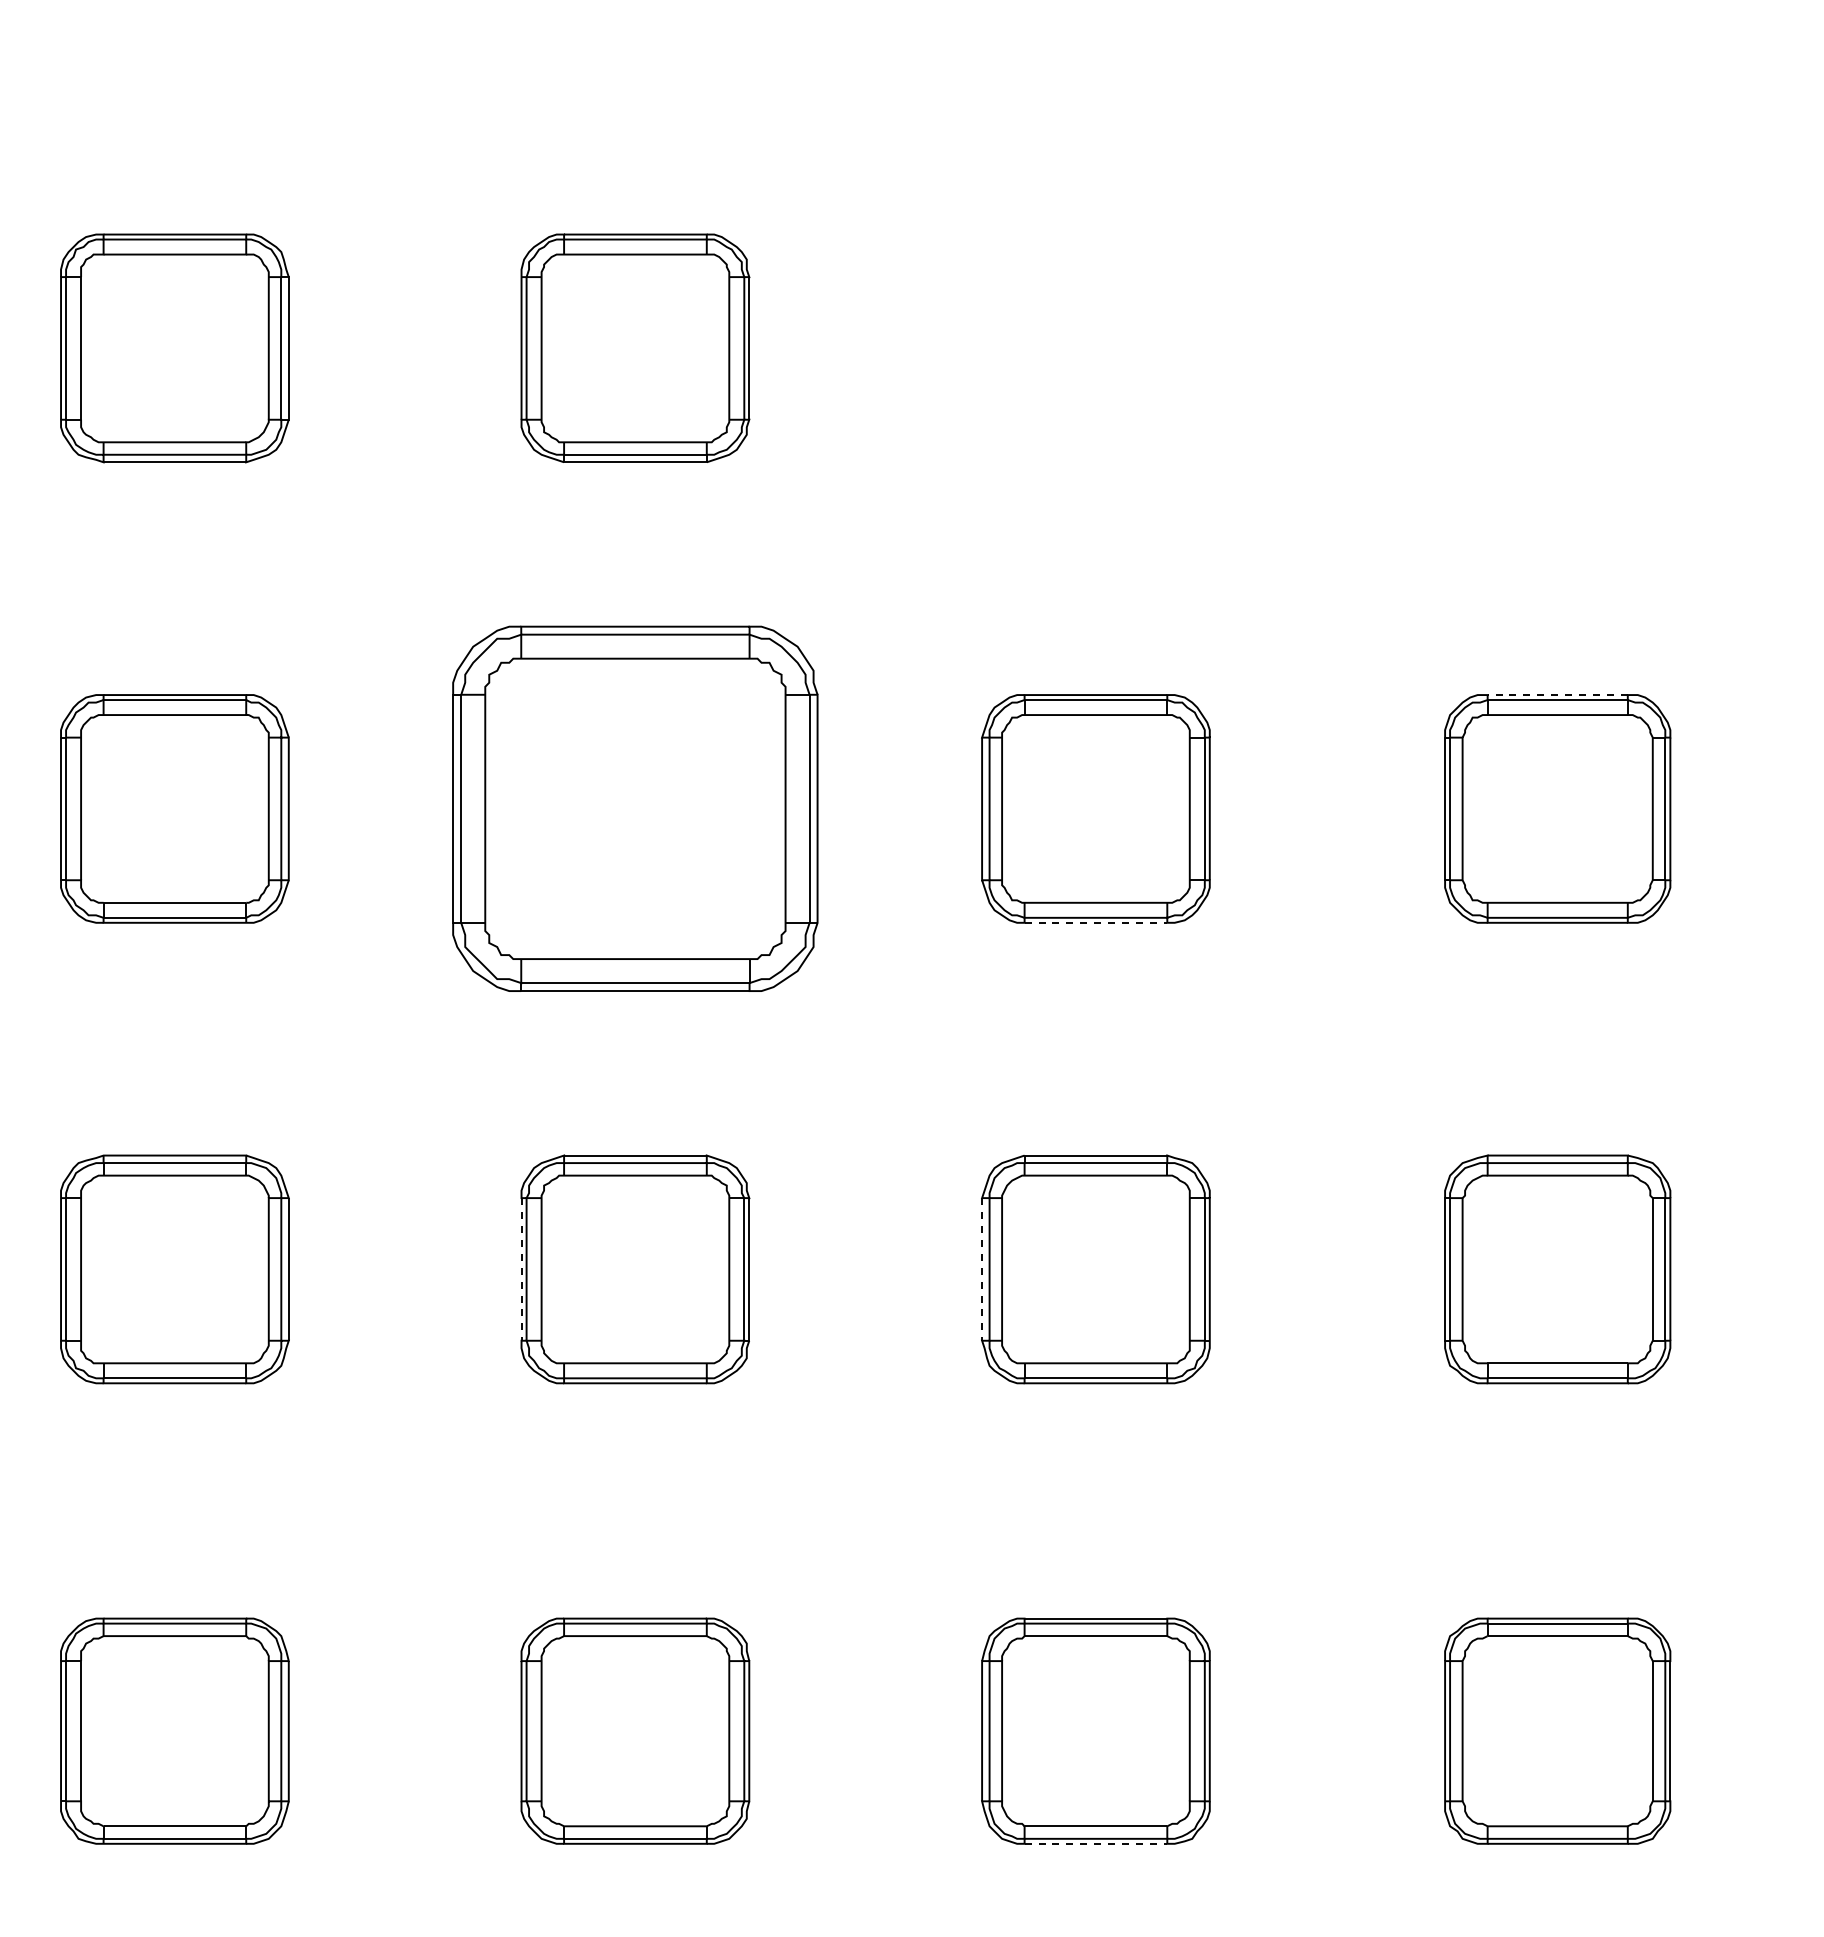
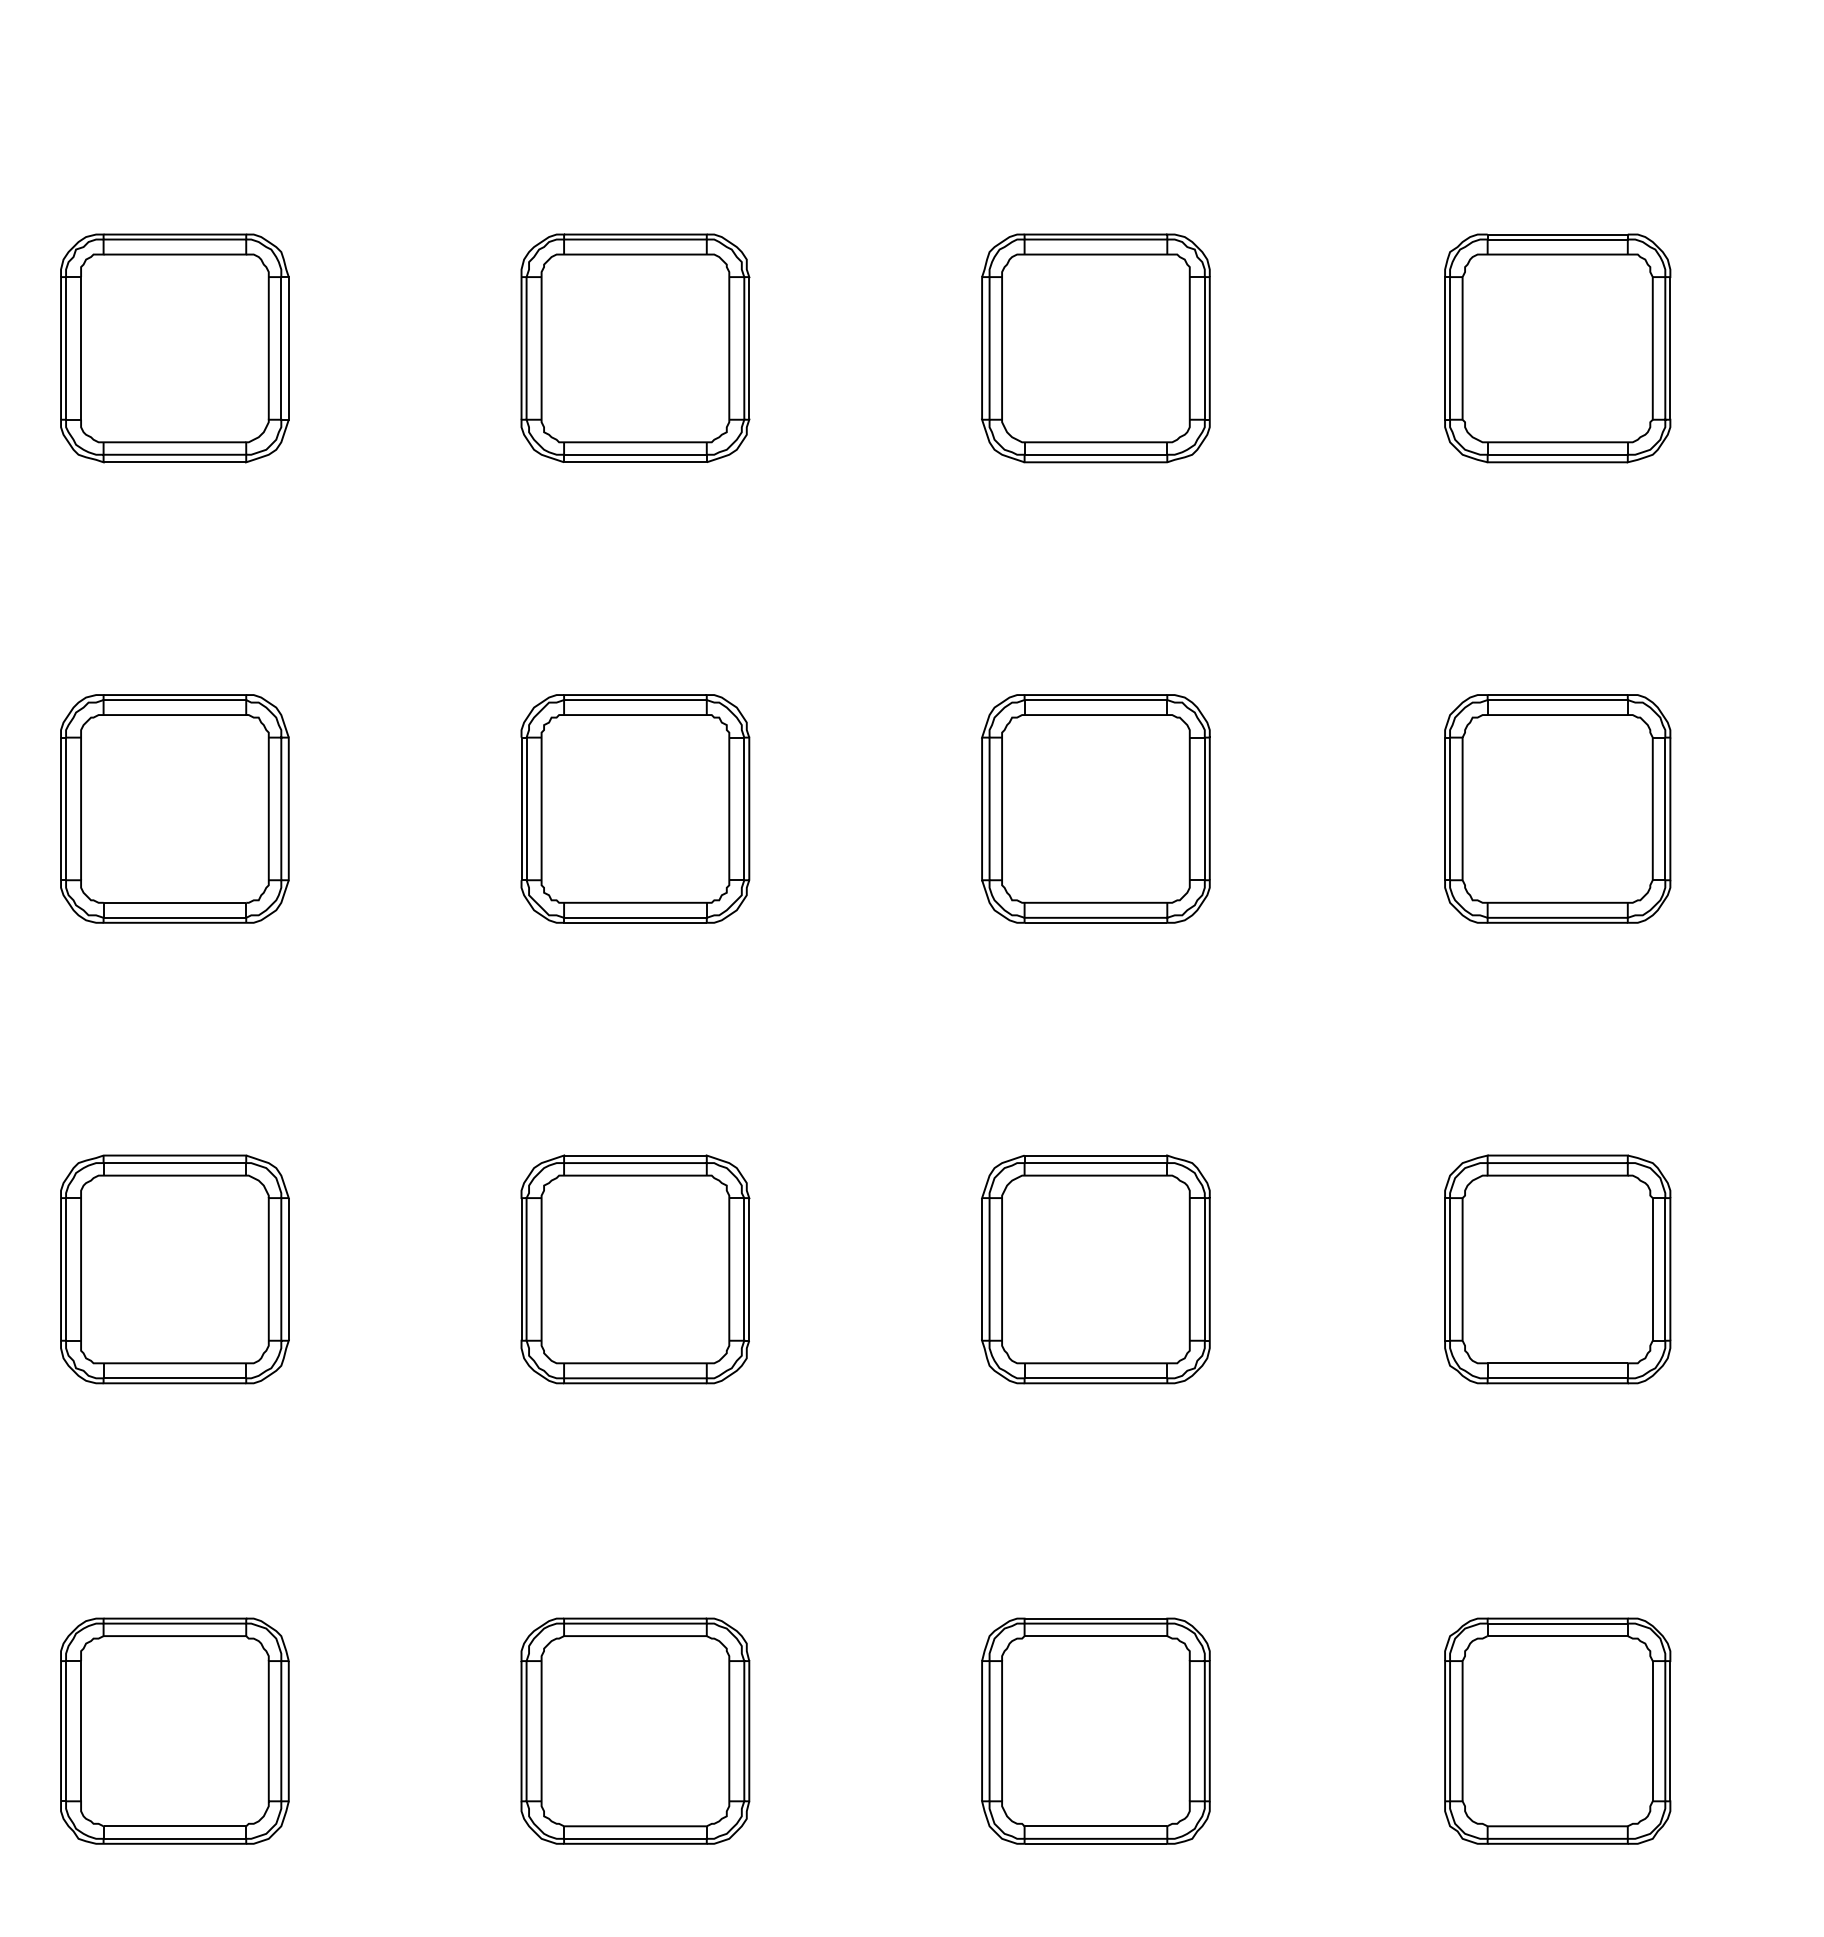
part: none -> present (1095, 348)
part: none -> present (1557, 348)
line: dashed -> solid (1557, 695)
part size: 367x367 px -> 231x230 px (635, 808)
line: dashed -> solid (1096, 922)
line: dashed -> solid (521, 1269)
line: dashed -> solid (982, 1269)
line: dashed -> solid (1096, 1843)
